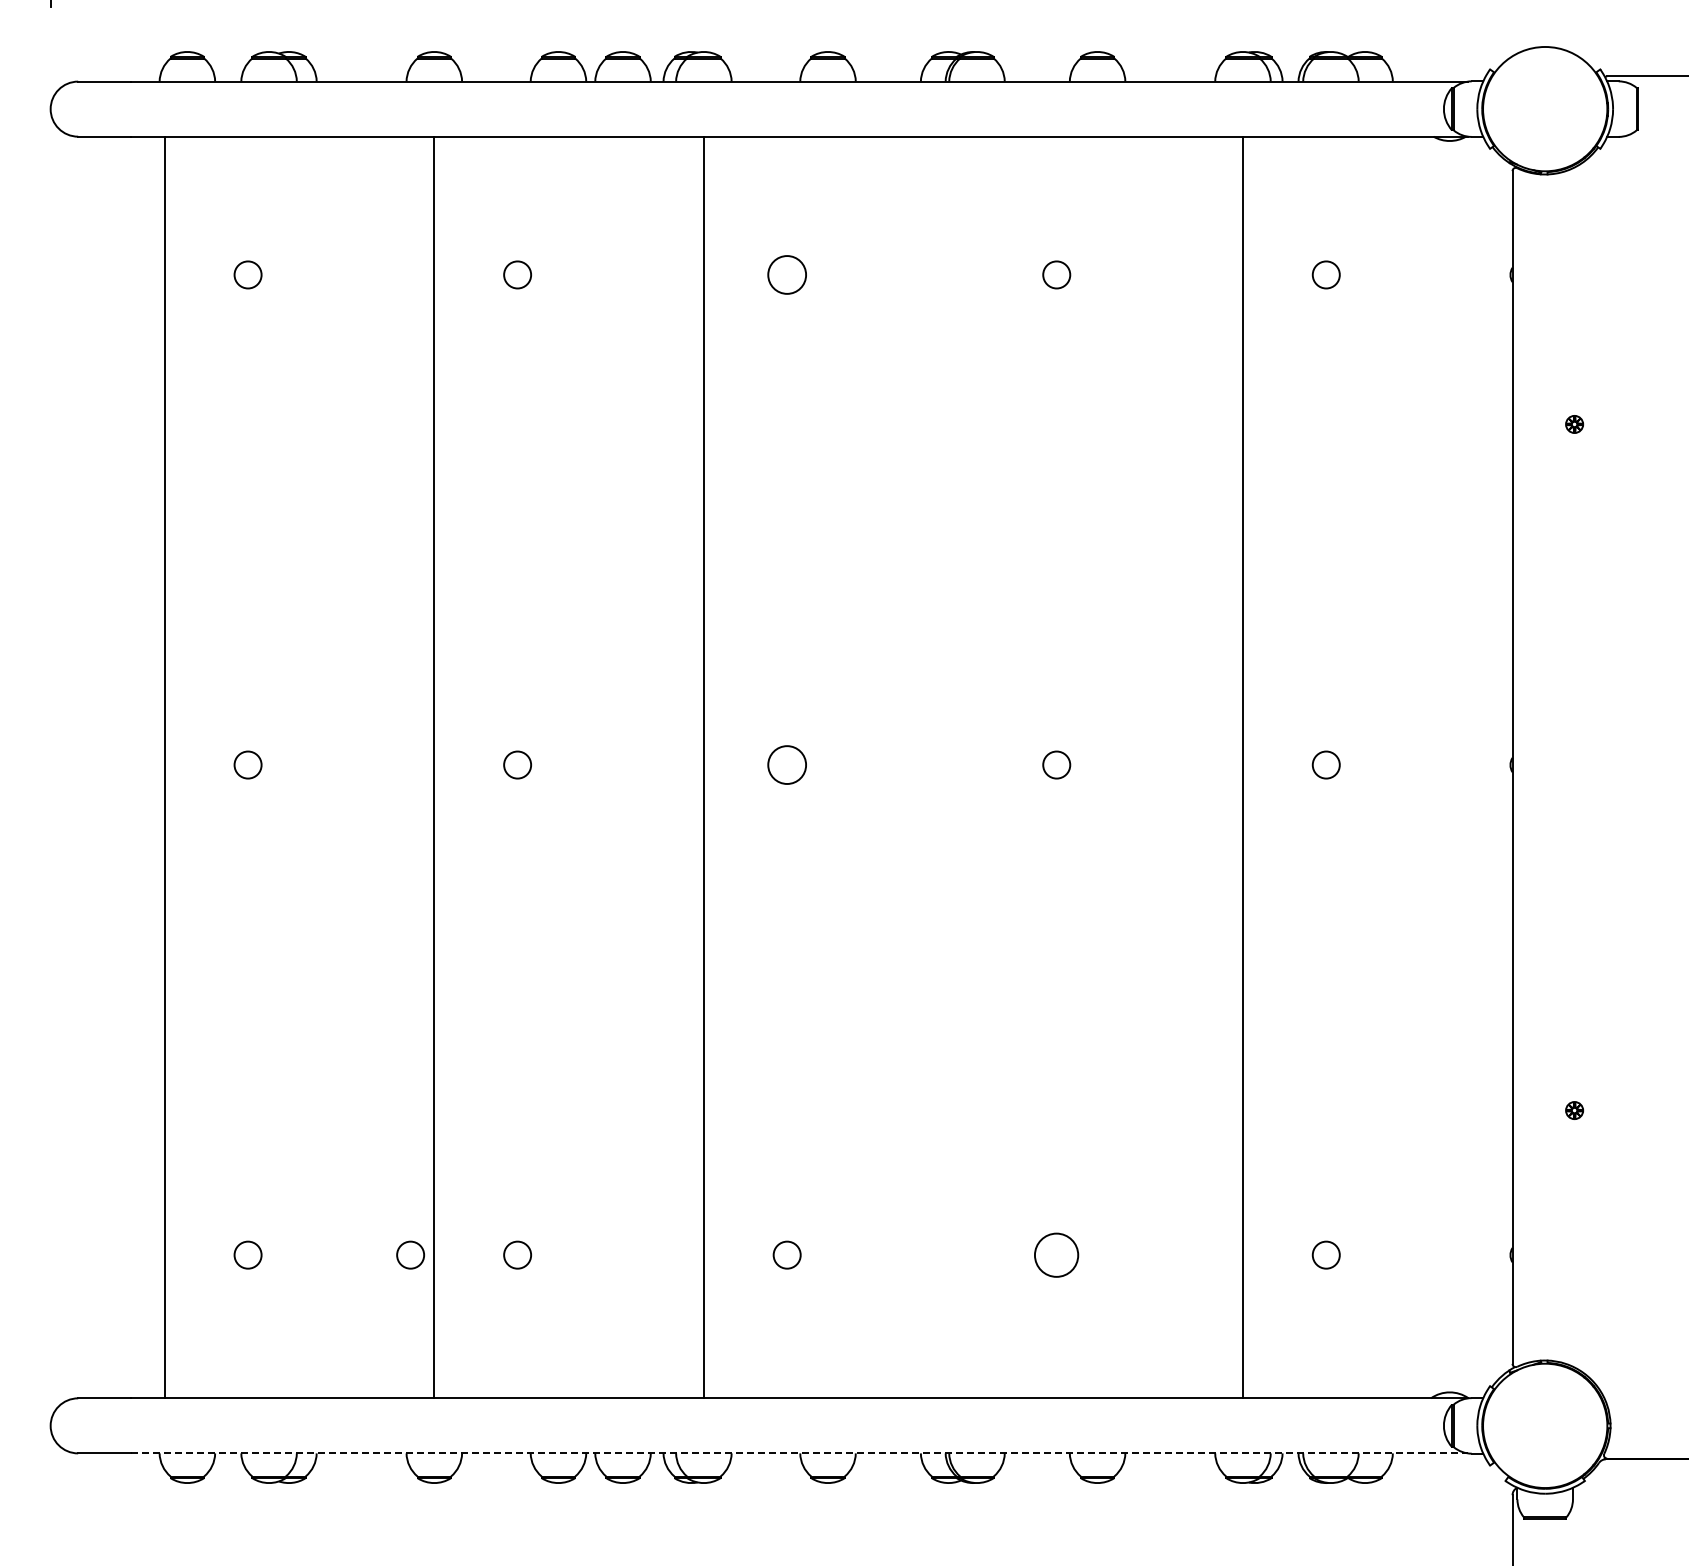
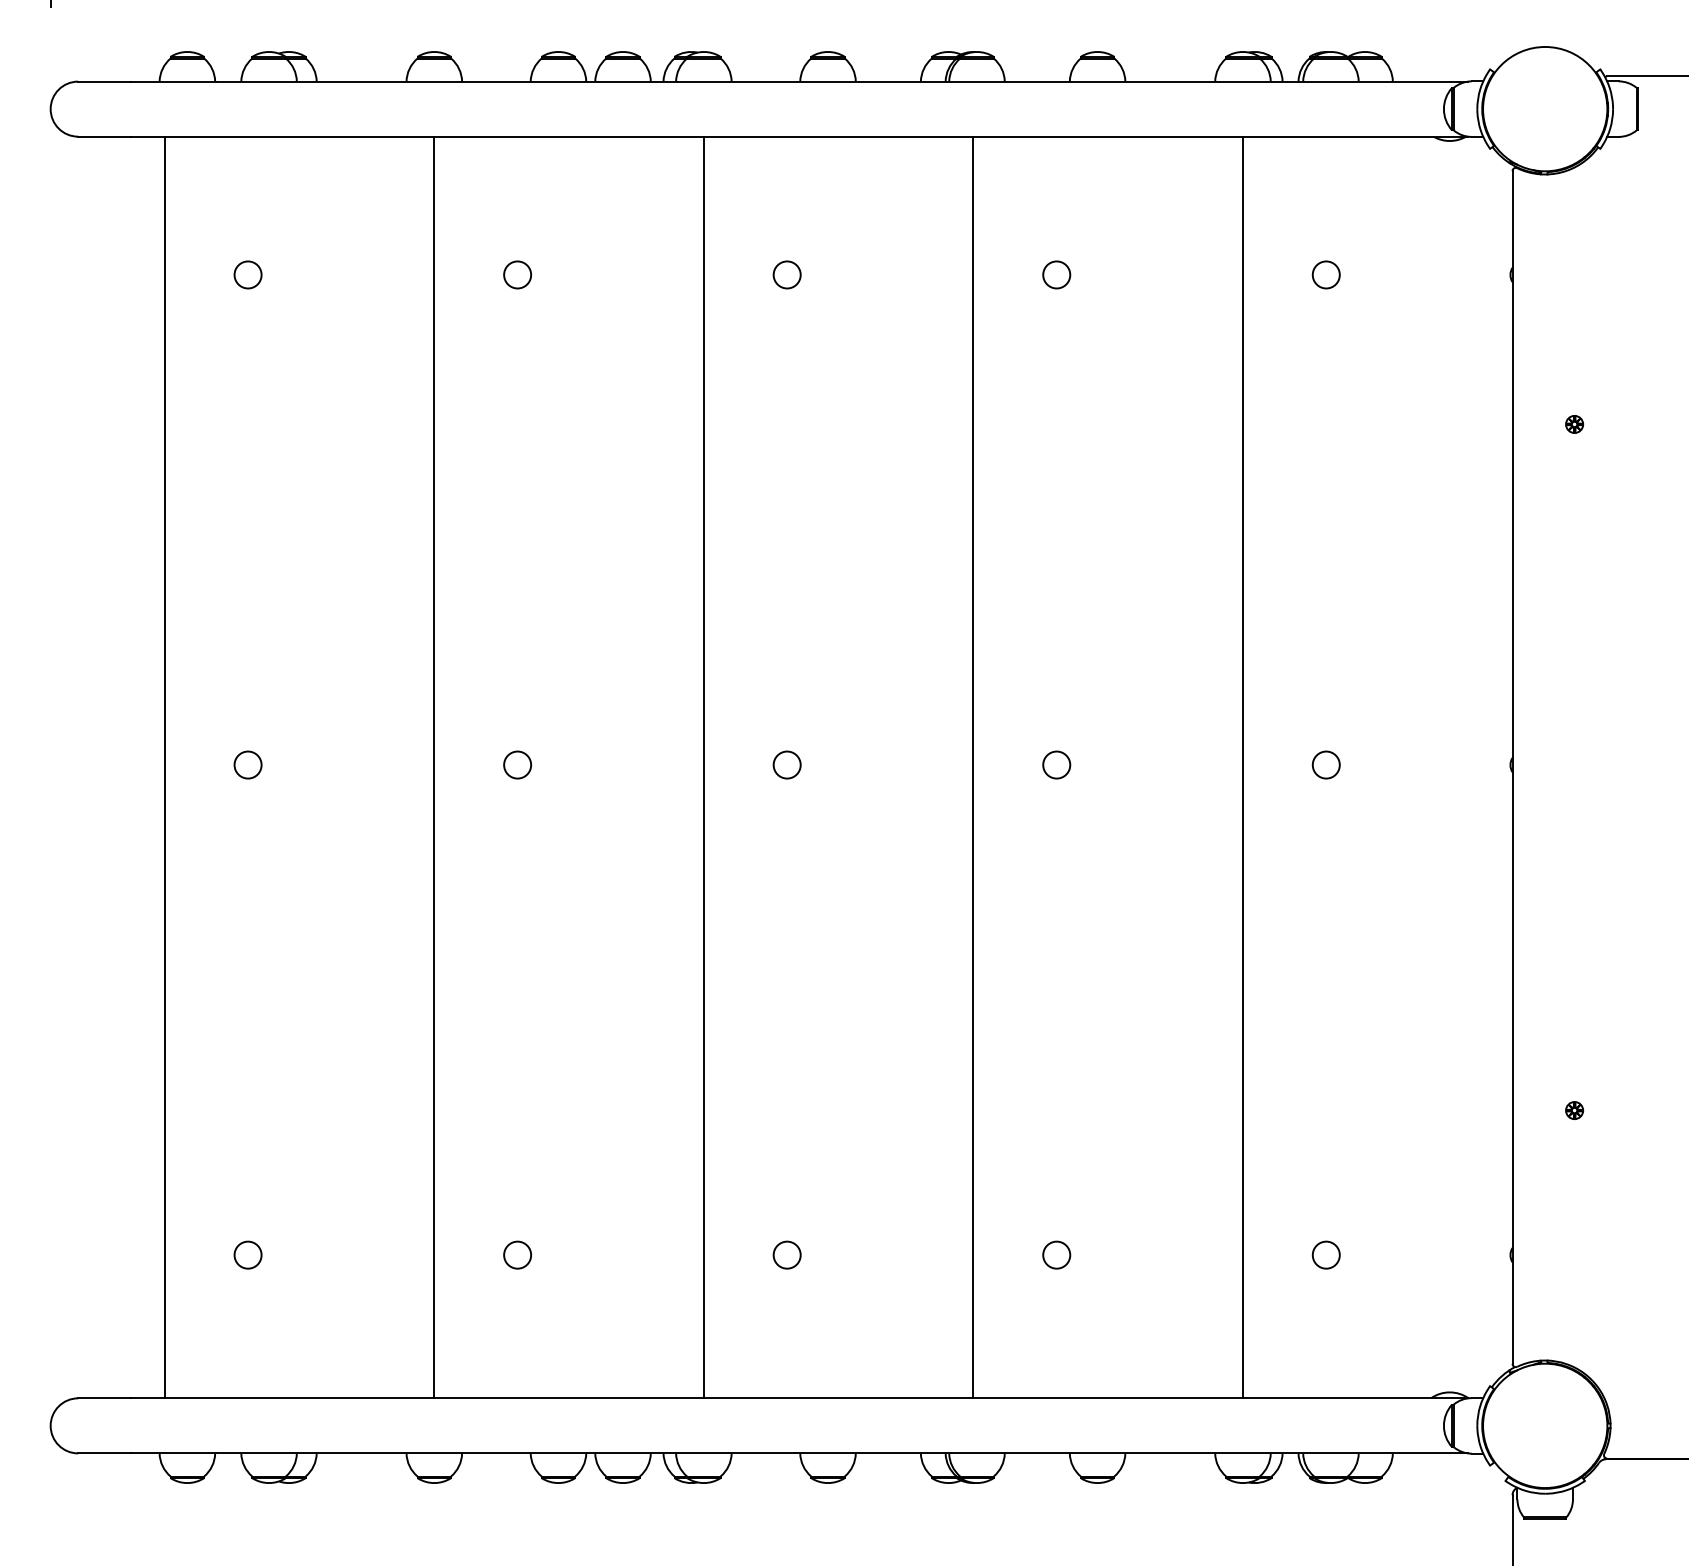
circle diameter: 38 px -> 27 px (786, 274)
circle diameter: 38 px -> 27 px (786, 764)
line: none -> present (973, 767)
circle: present -> none (410, 1254)
circle size: 46x46 px -> 30x30 px (1056, 1254)
line: dashed -> solid (799, 1453)
